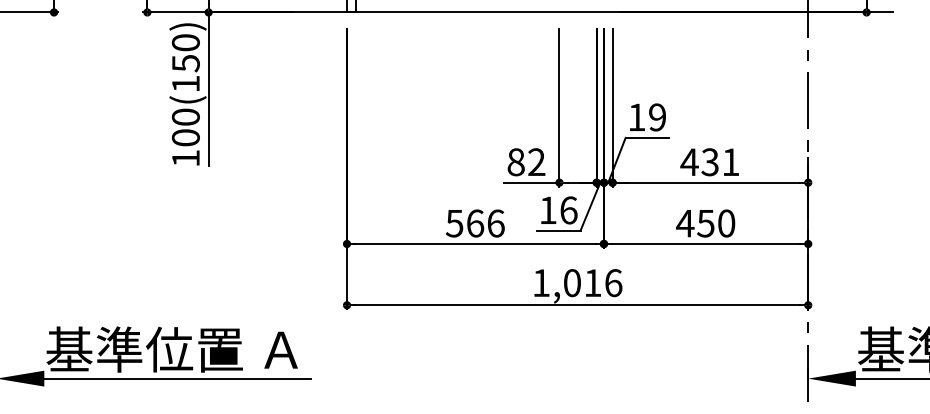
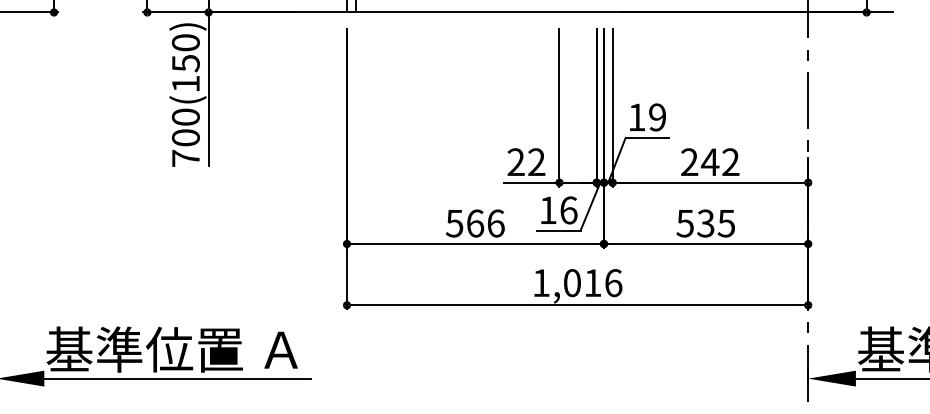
text: 100(150) -> 700(150) (185, 157)
text: 82 -> 22 (515, 162)
text: 431 -> 242 (709, 162)
text: 450 -> 535 (705, 223)
